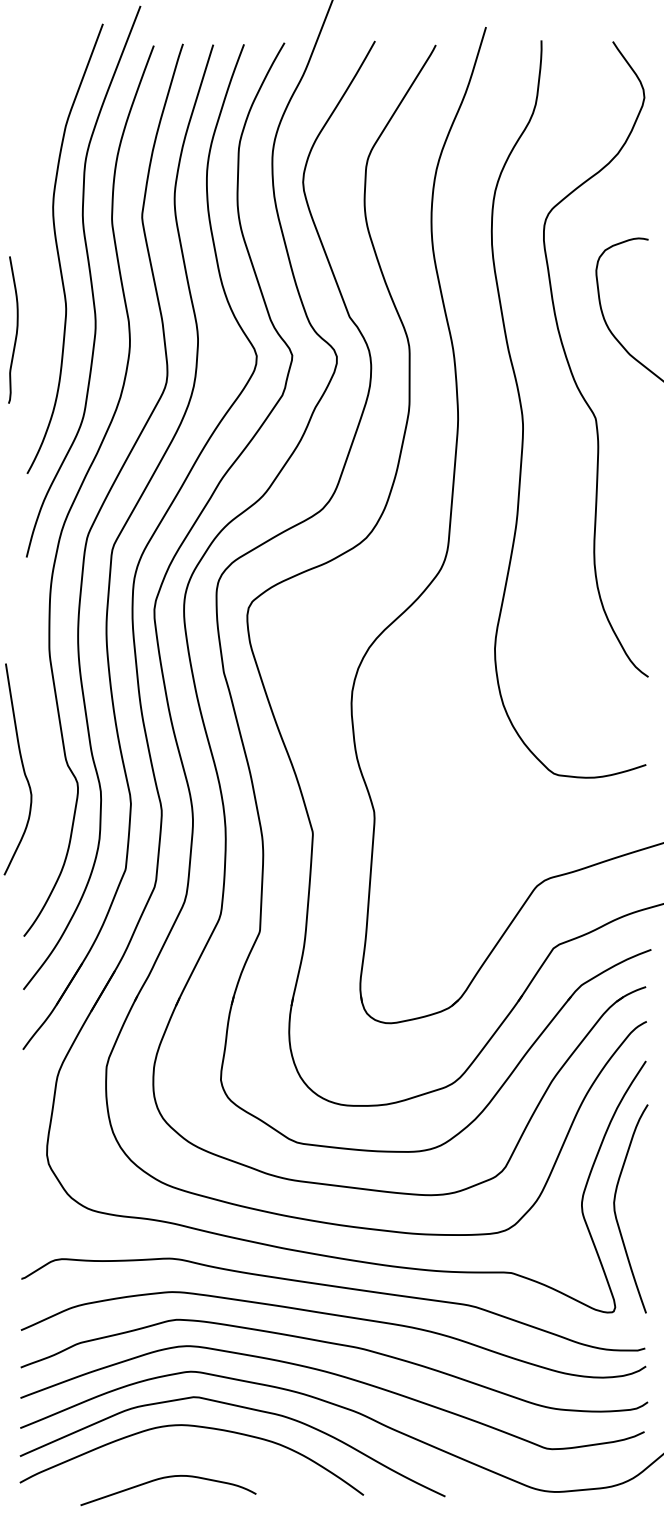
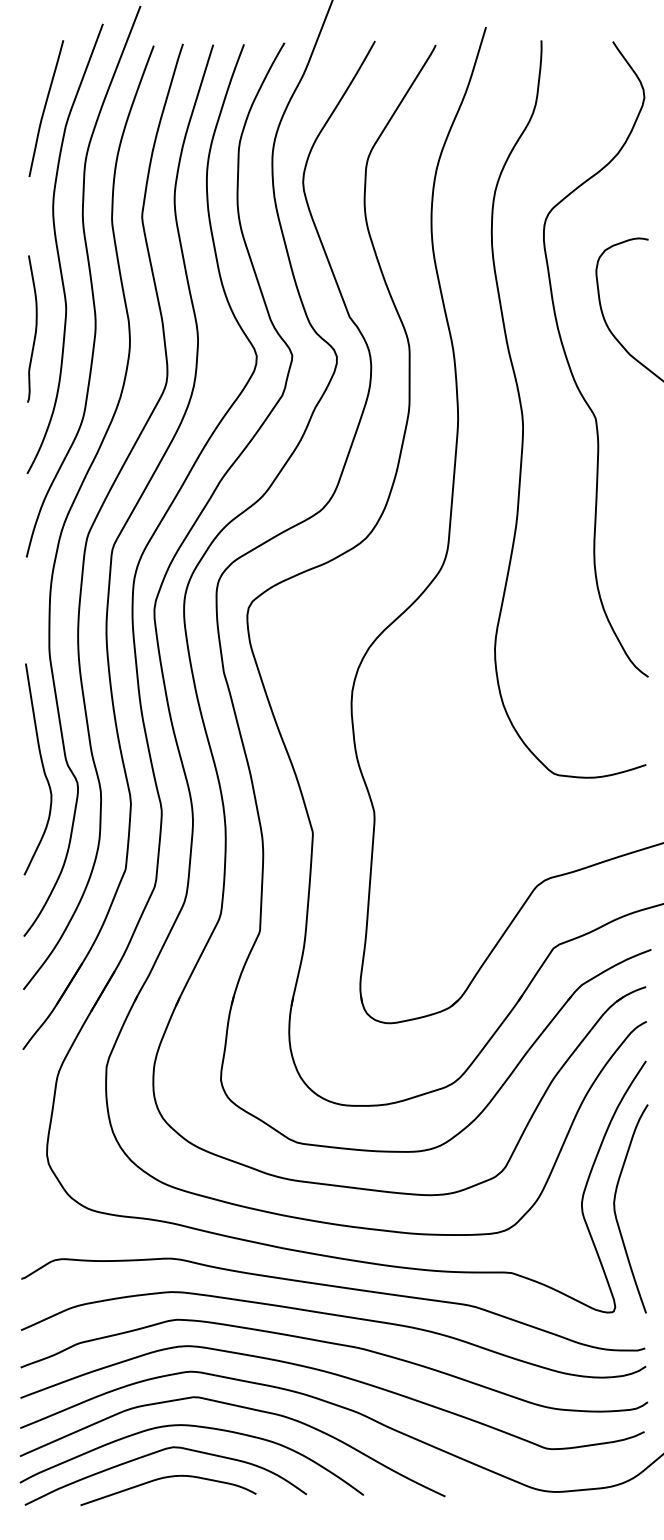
curve: none -> present (45, 108)
curve position: (16, 329) -> (35, 328) (35, 328)
curve position: (22, 769) -> (42, 769) (42, 769)
curve: none -> present (158, 1452)
